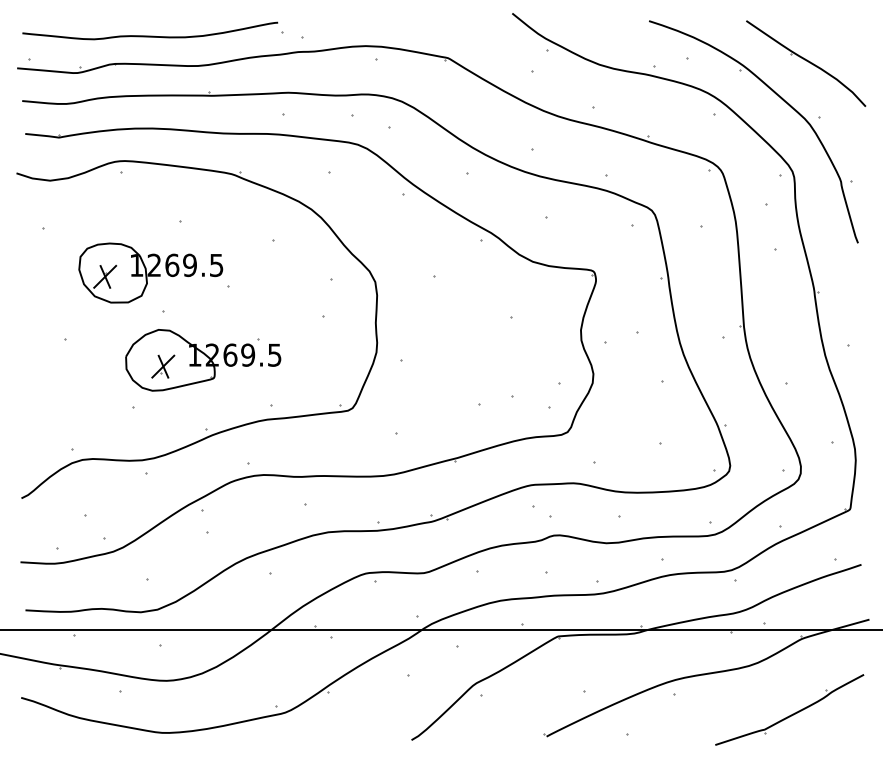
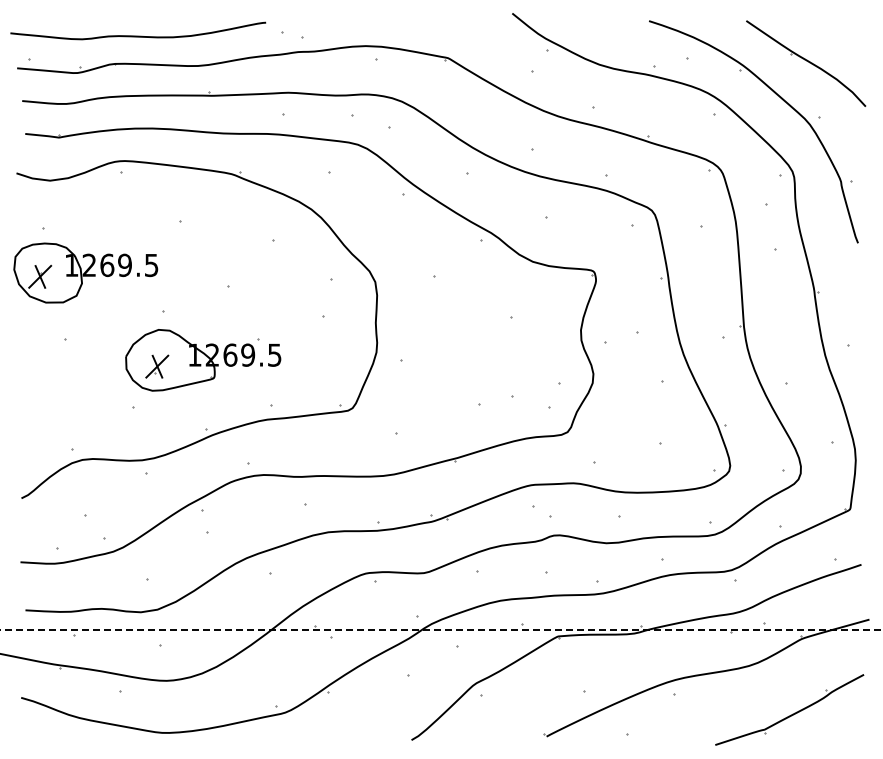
curve position: (150, 35) -> (138, 35) (138, 35)
part position: (150, 272) -> (85, 272) (85, 272)
part position: (163, 366) -> (157, 366) (157, 366)
line: solid -> dashed (441, 629)
